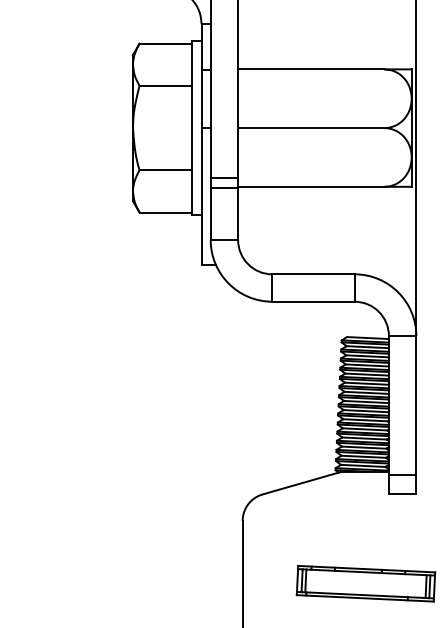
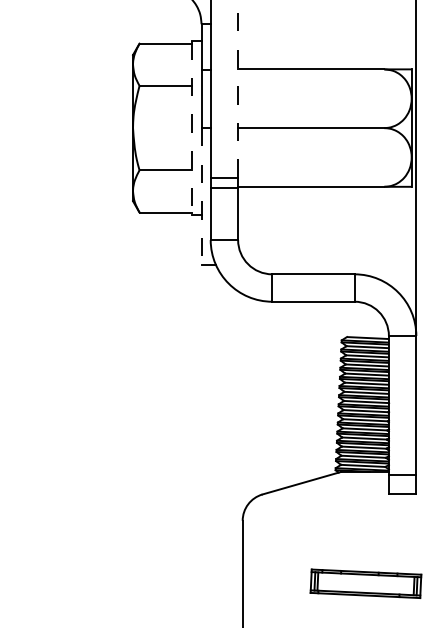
line: solid -> dashed (238, 88)
line: solid -> dashed (192, 128)
line: solid -> dashed (201, 196)
part size: 142x38 px -> 114x31 px (365, 583)
